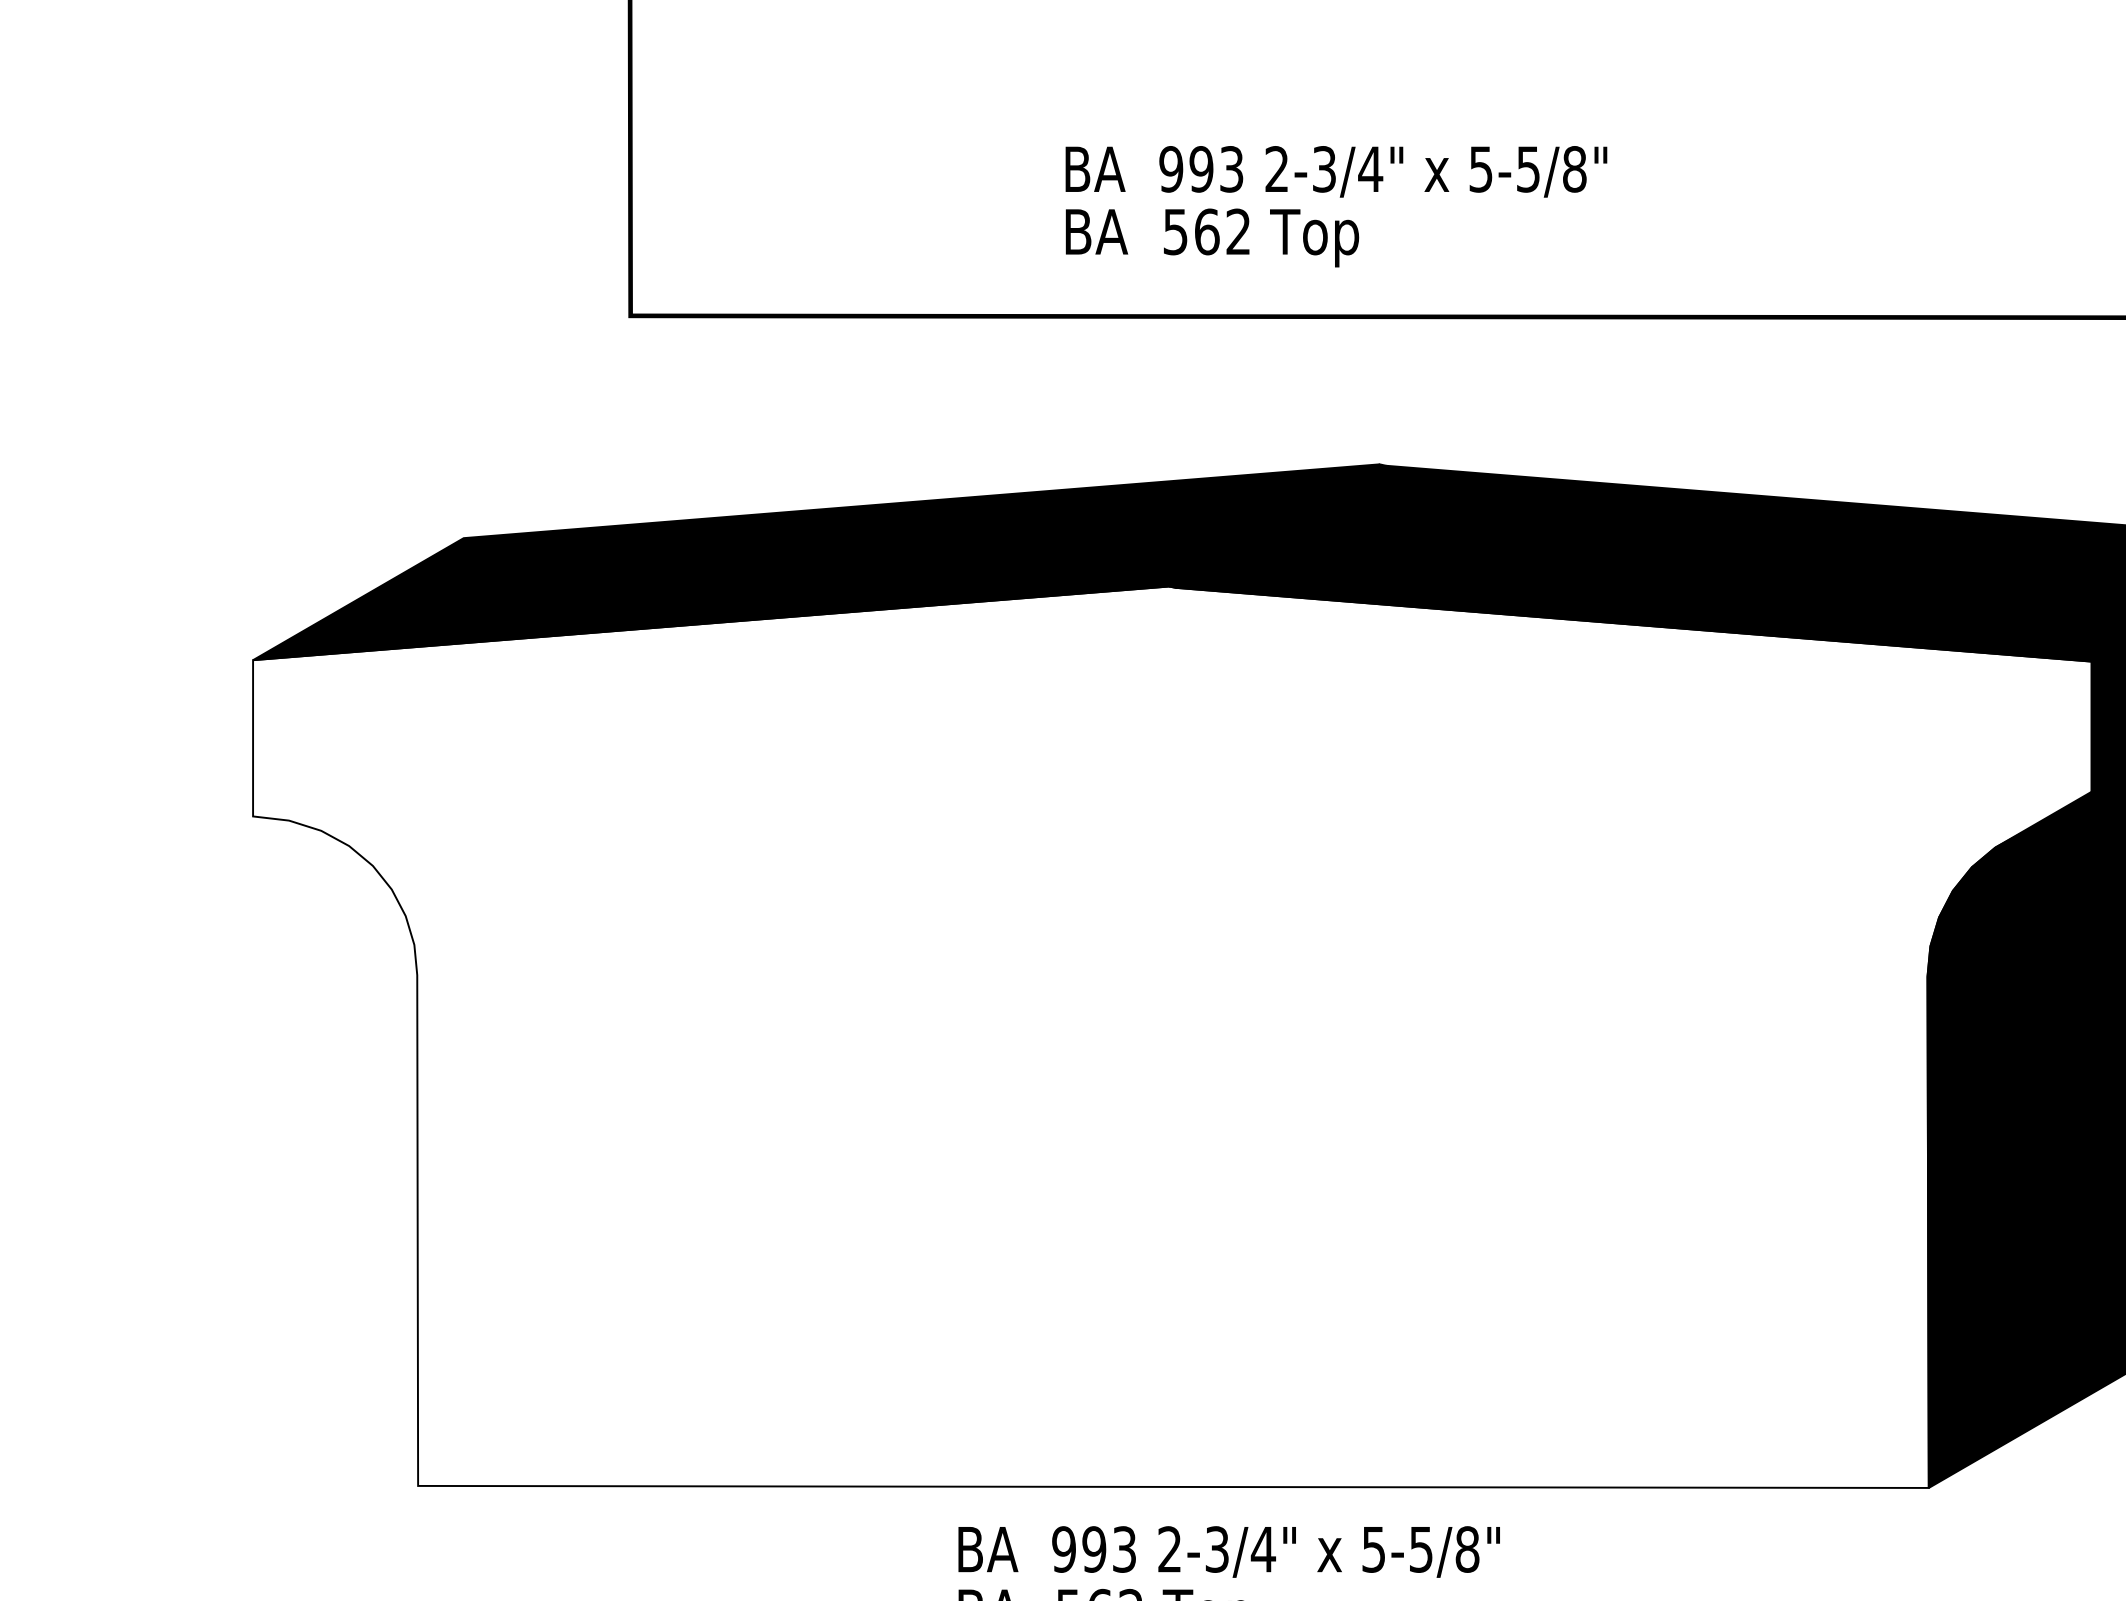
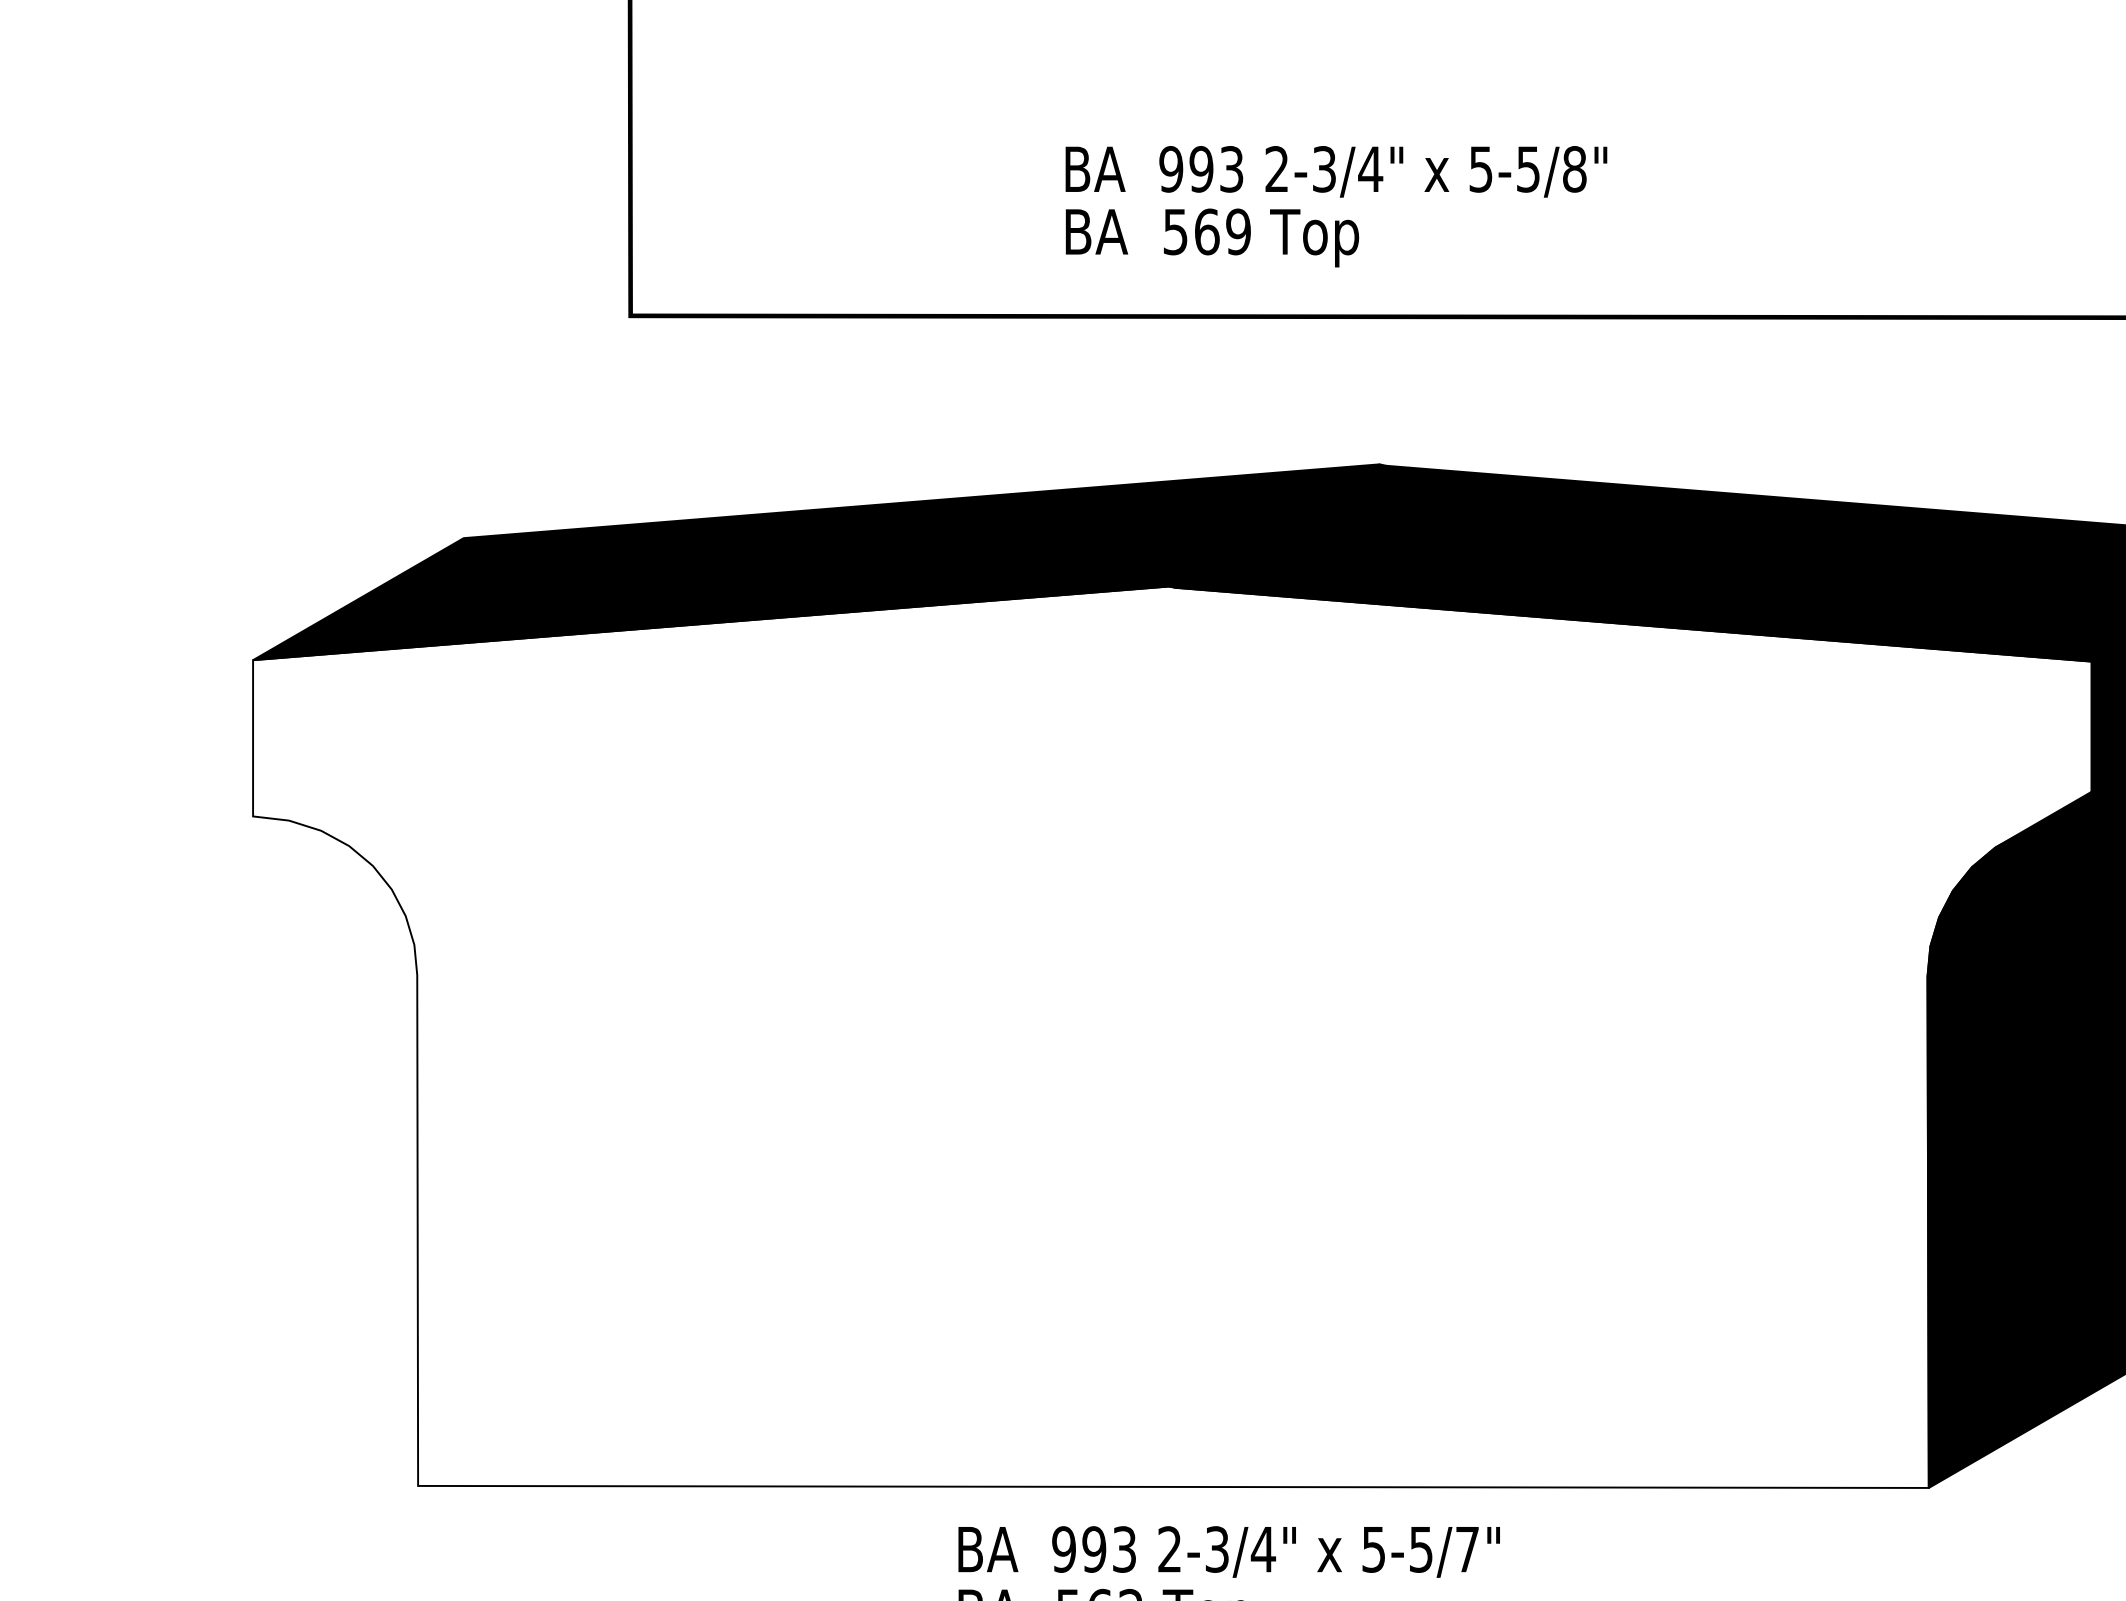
text: 562 -> 569 (1238, 231)
text: 5-5/8" -> 5-5/7" (1467, 1549)
